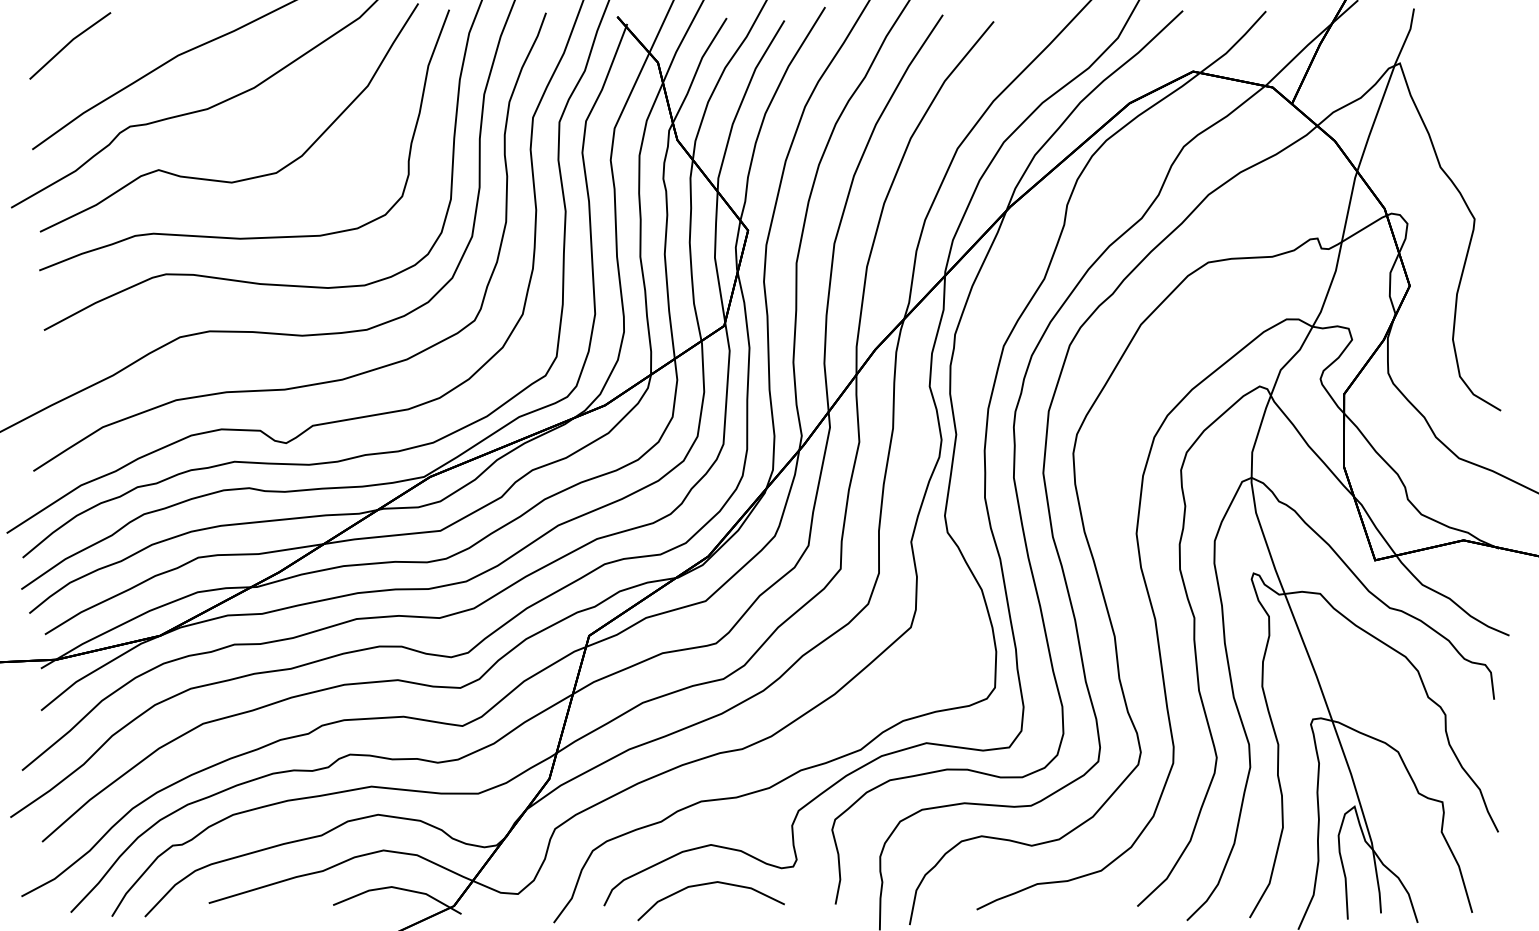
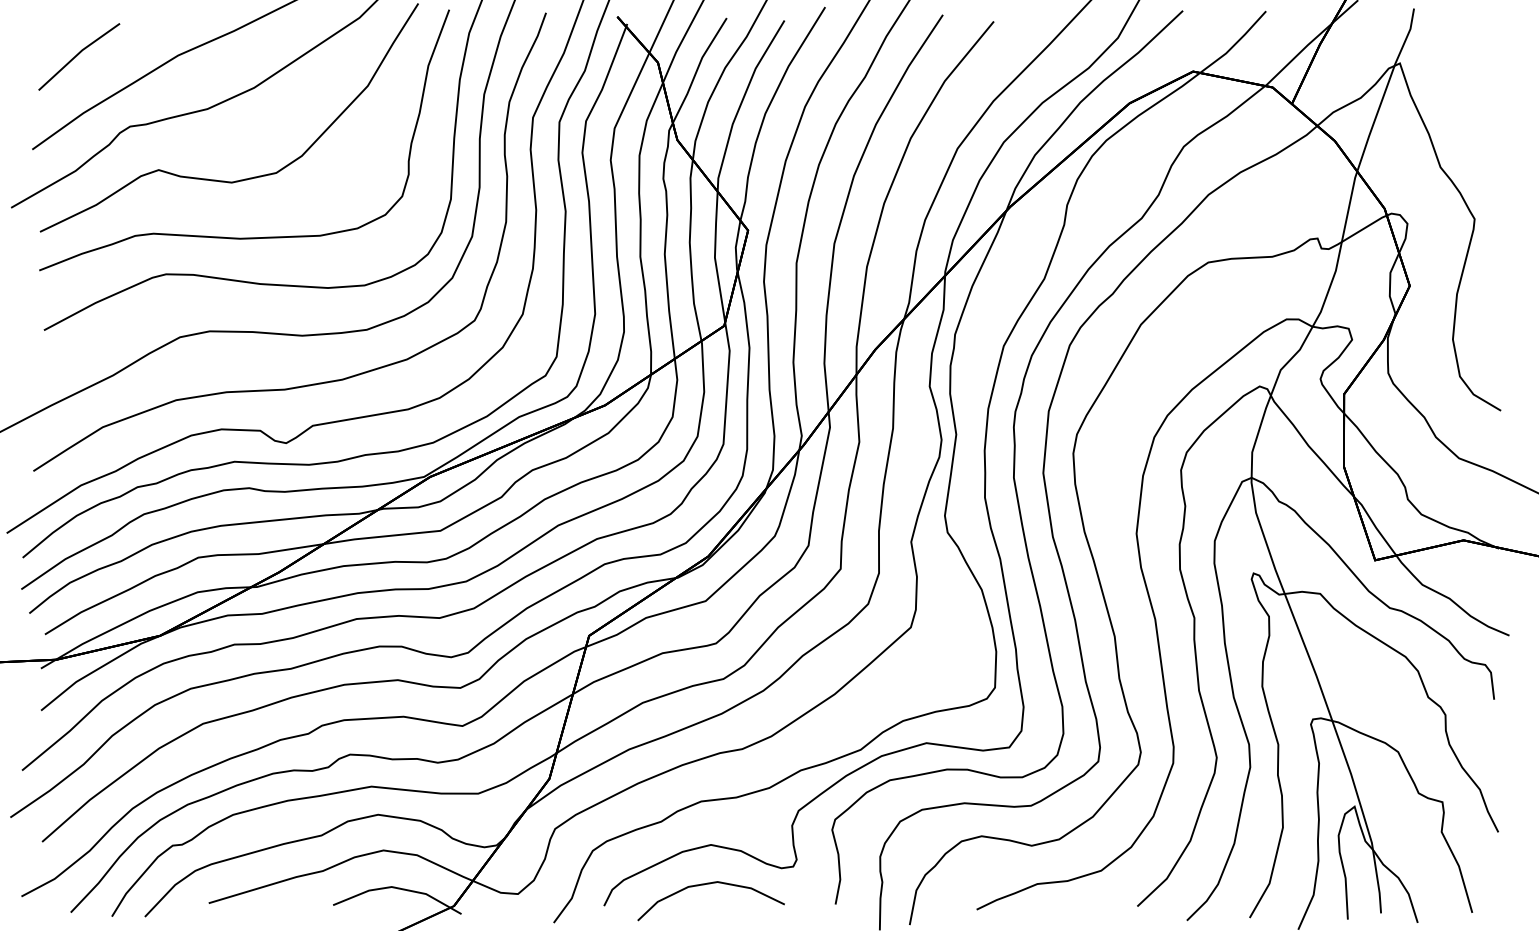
line position: (69, 44) -> (78, 55) (78, 55)
